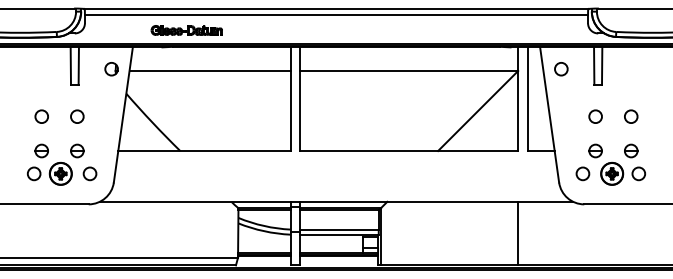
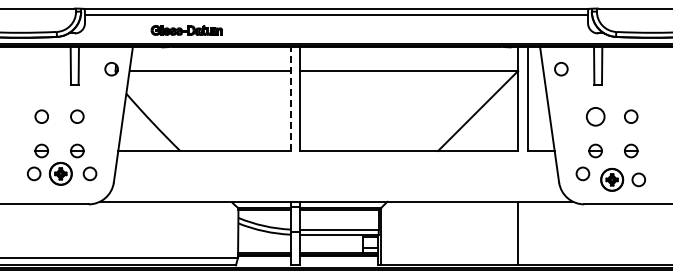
line: solid -> dashed (290, 98)
circle size: 15x15 px -> 20x20 px (595, 116)
part position: (623, 173) -> (623, 179) (623, 179)
